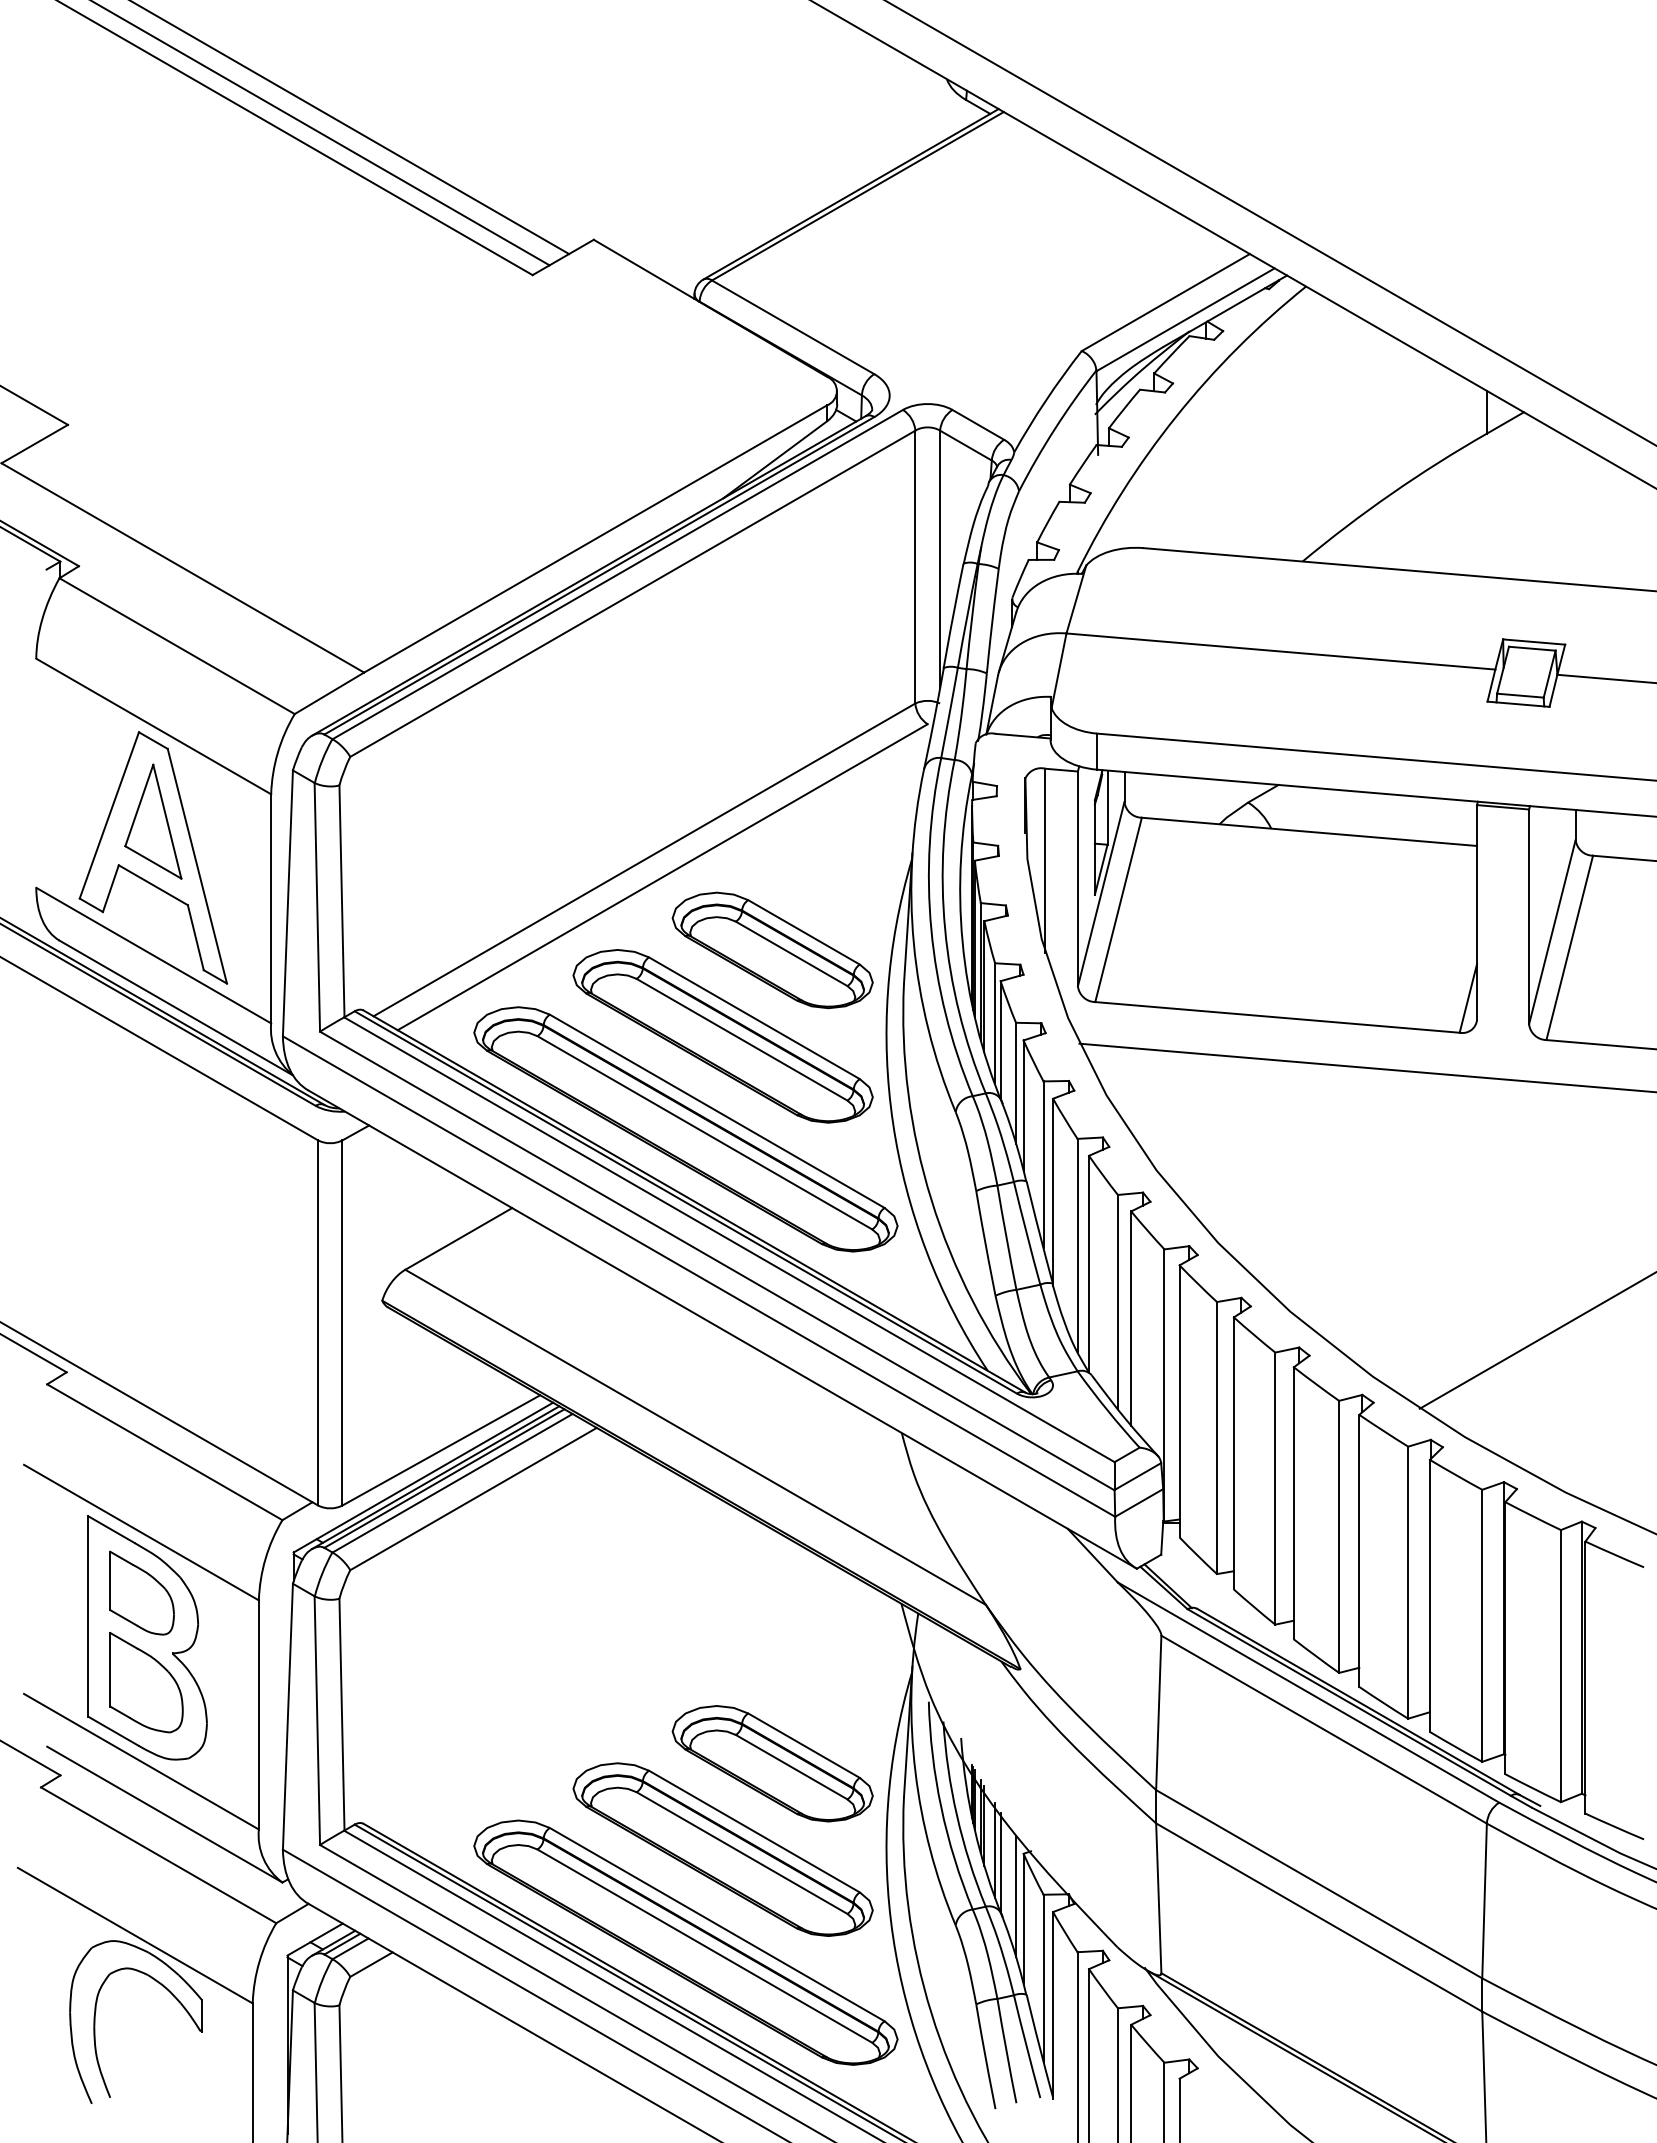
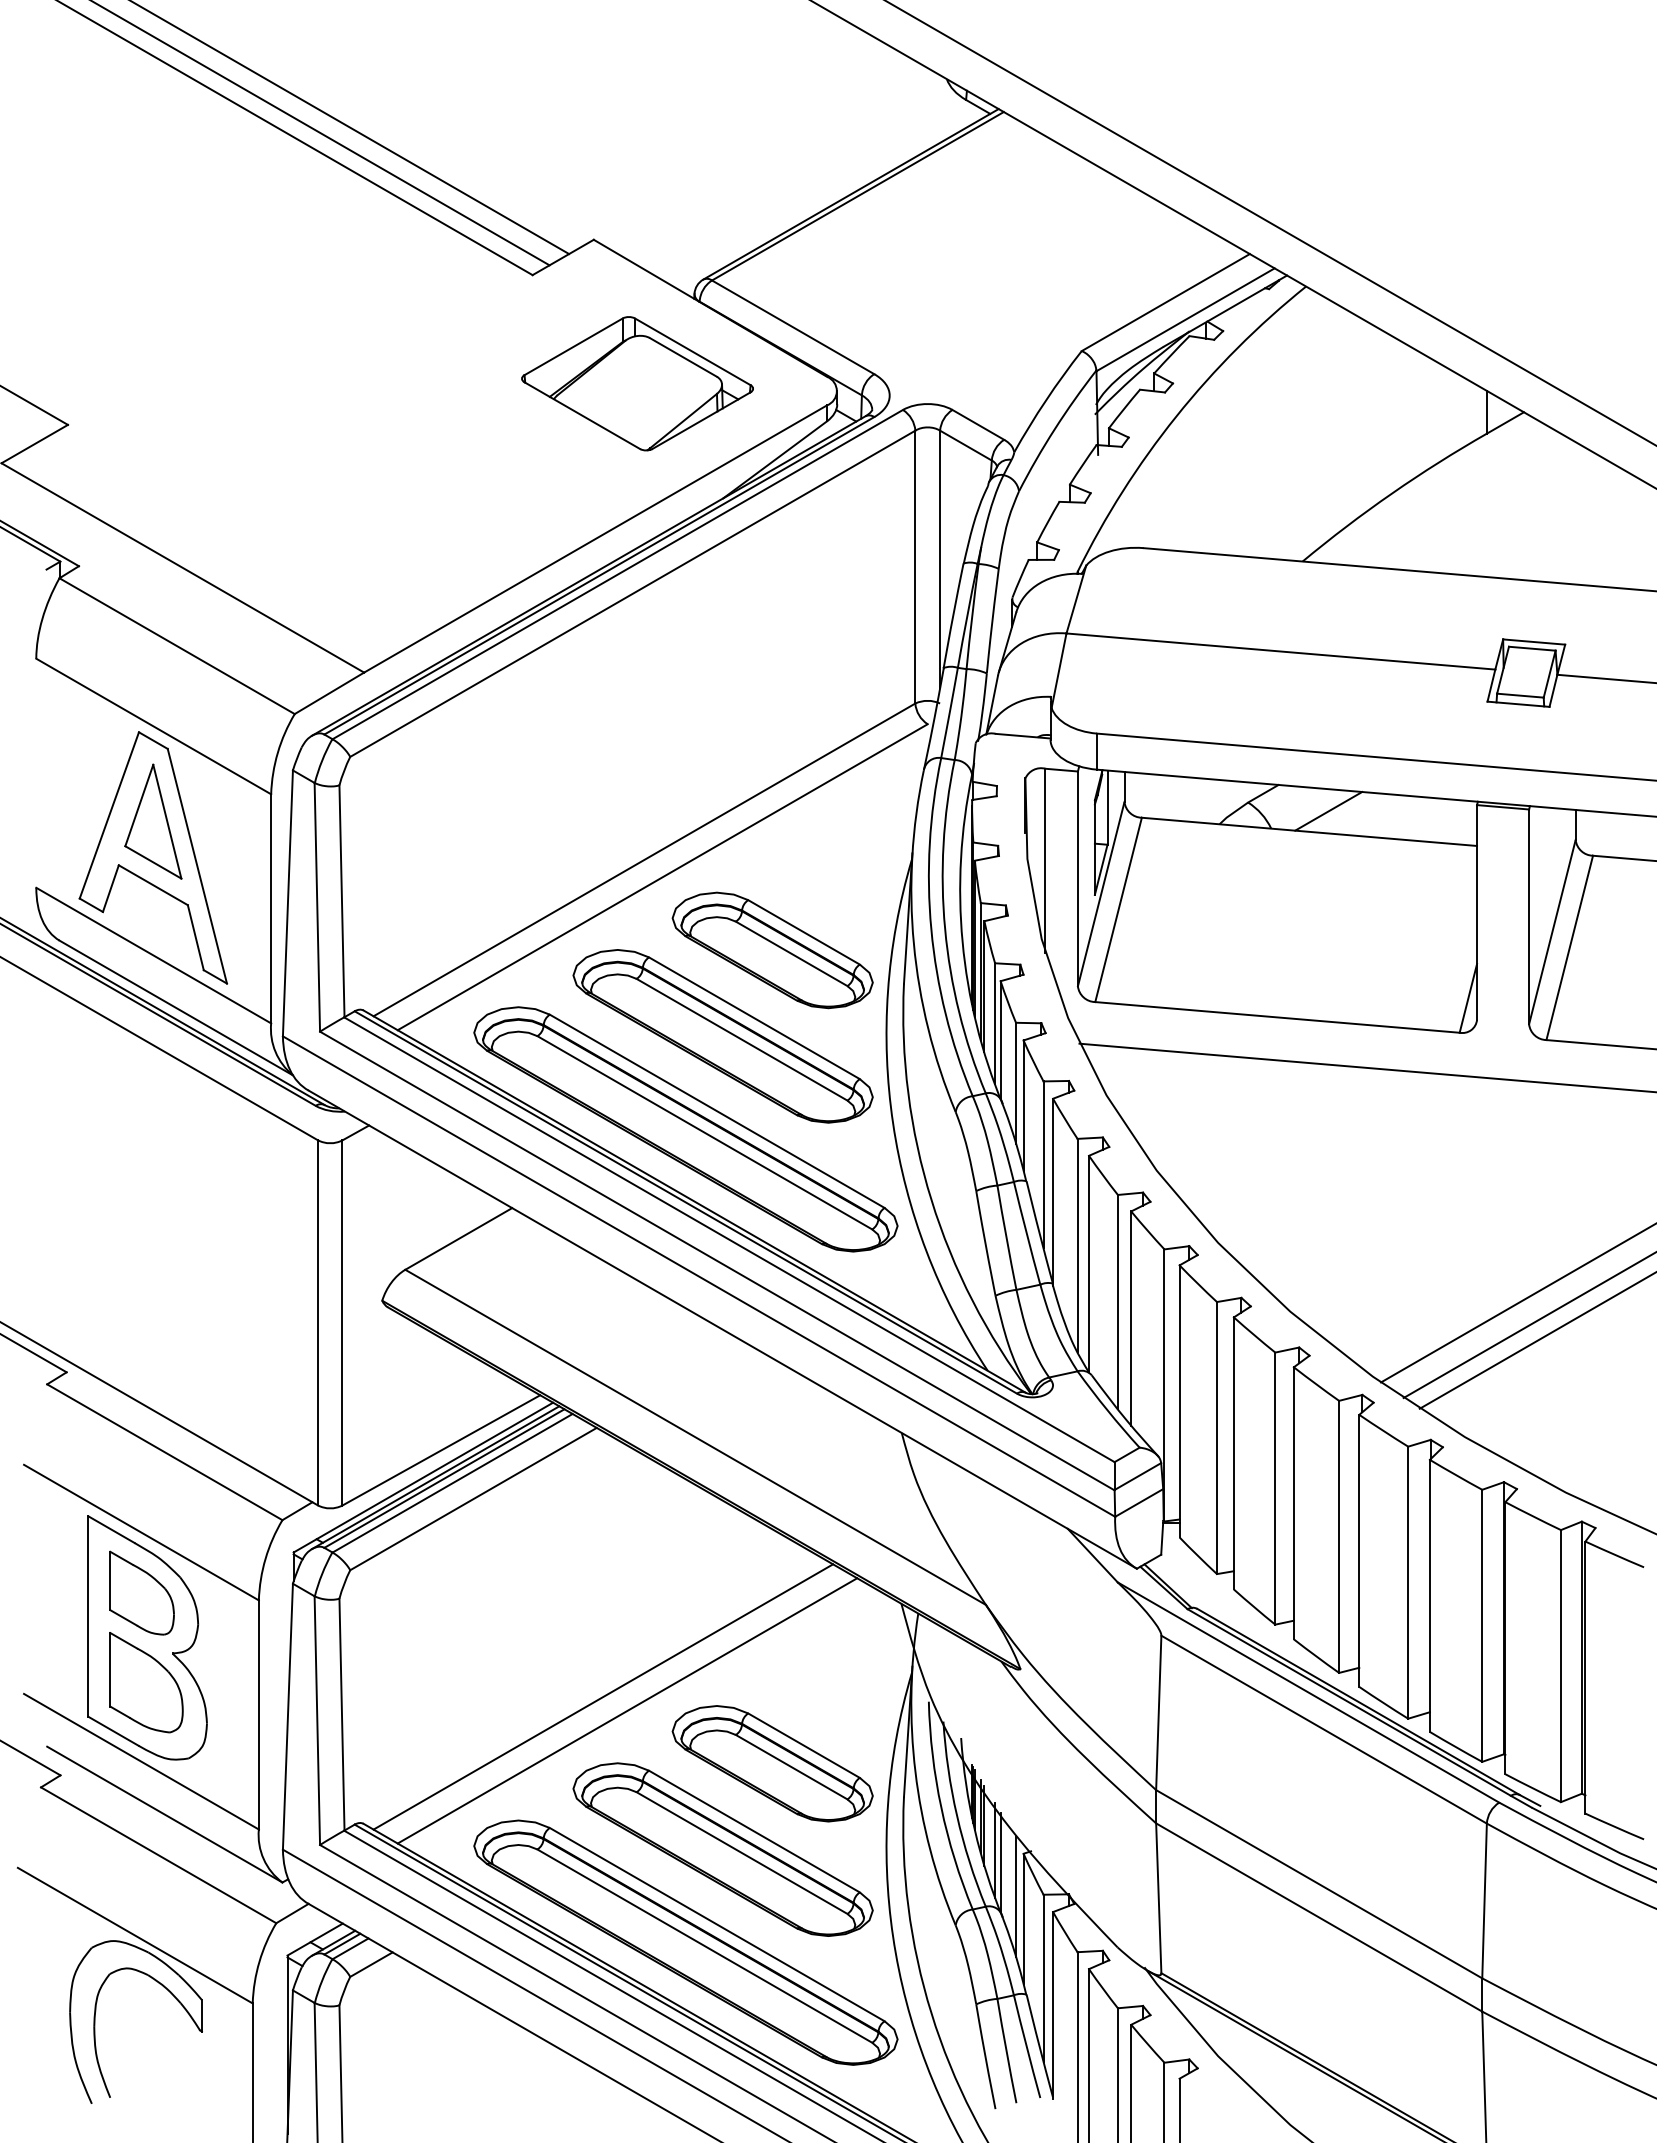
part: none -> present (637, 383)
line: none -> present (1328, 811)
line: none -> present (1517, 1303)
line: none -> present (1528, 1325)
line: none -> present (603, 1696)
line: none -> present (627, 1710)
